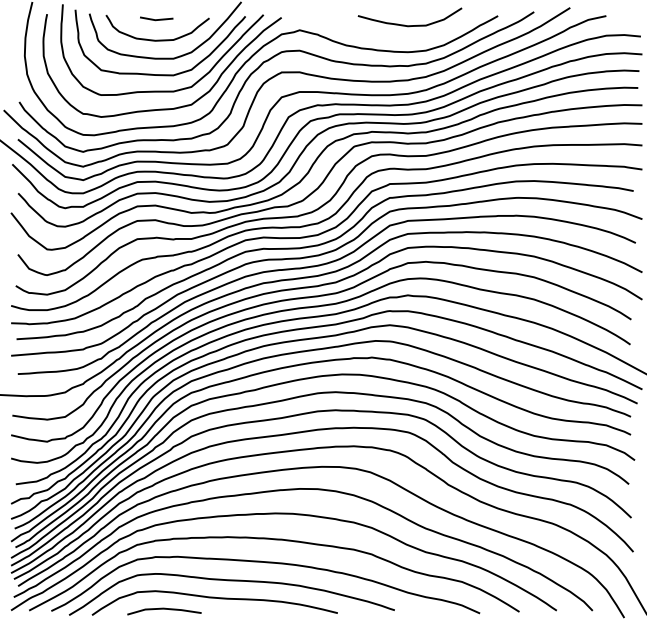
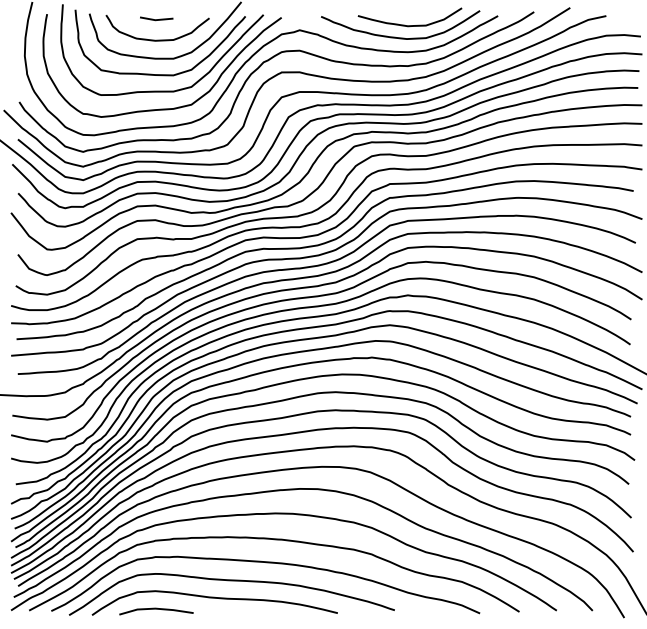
curve: none -> present (395, 36)
line position: (164, 609) -> (156, 609) (156, 609)
